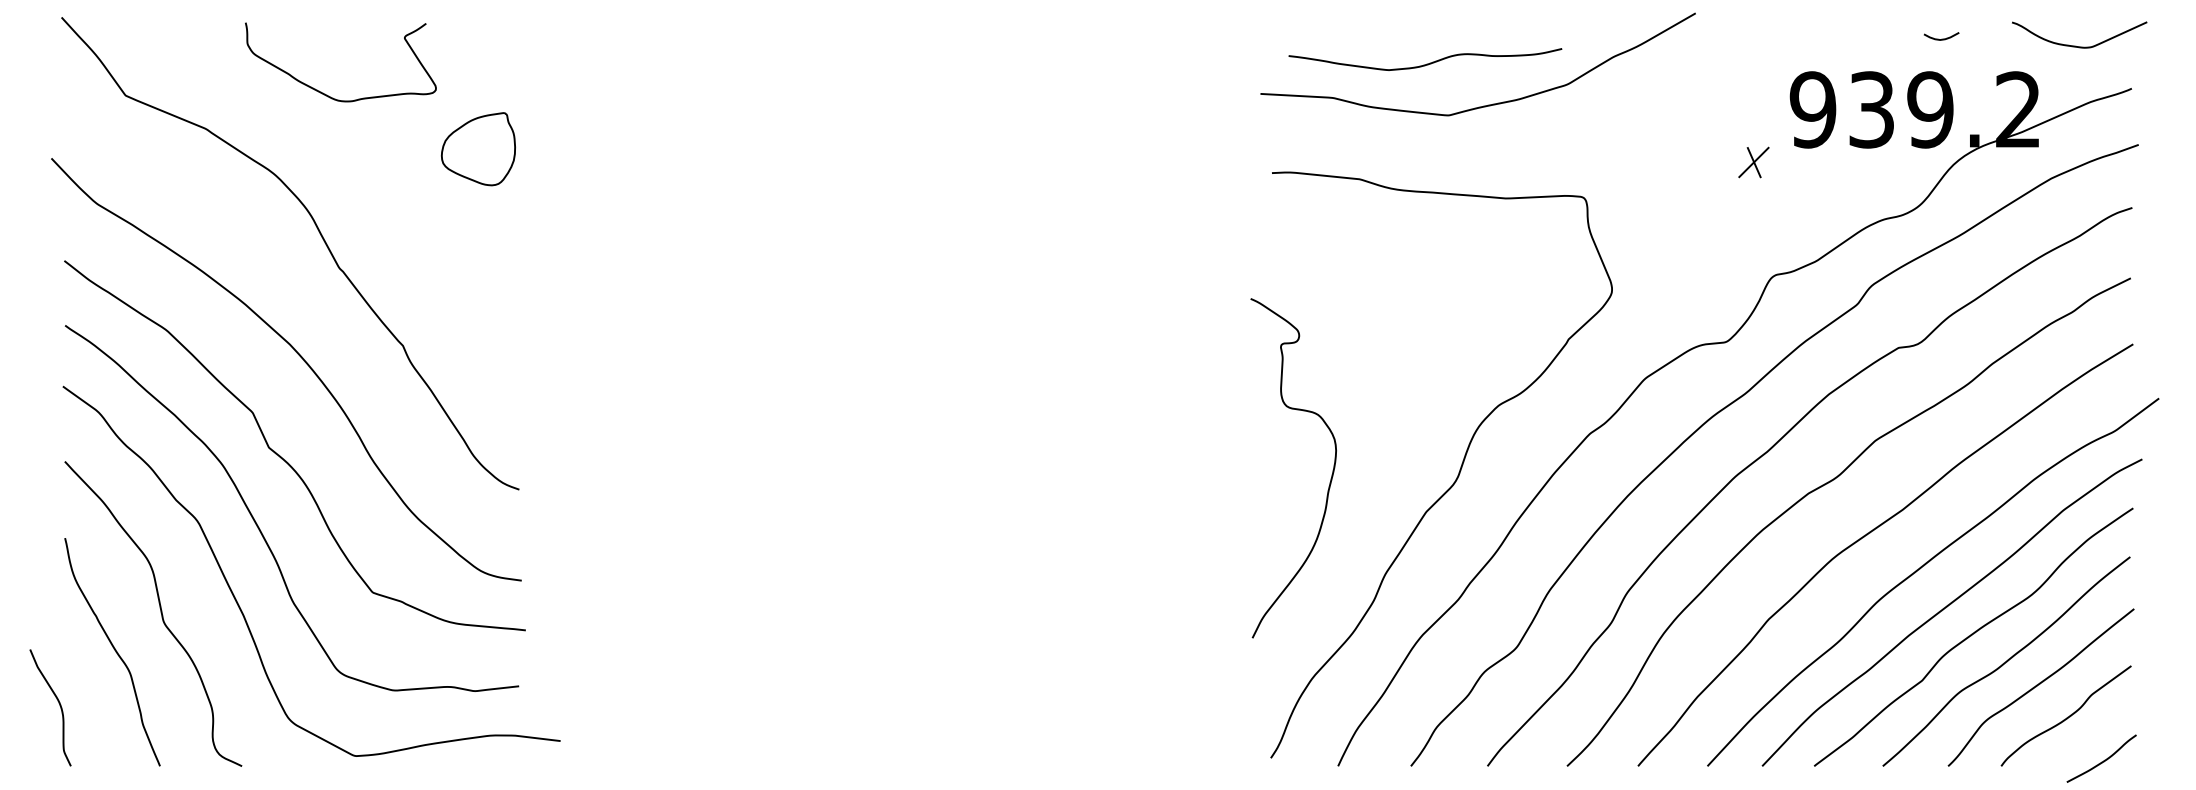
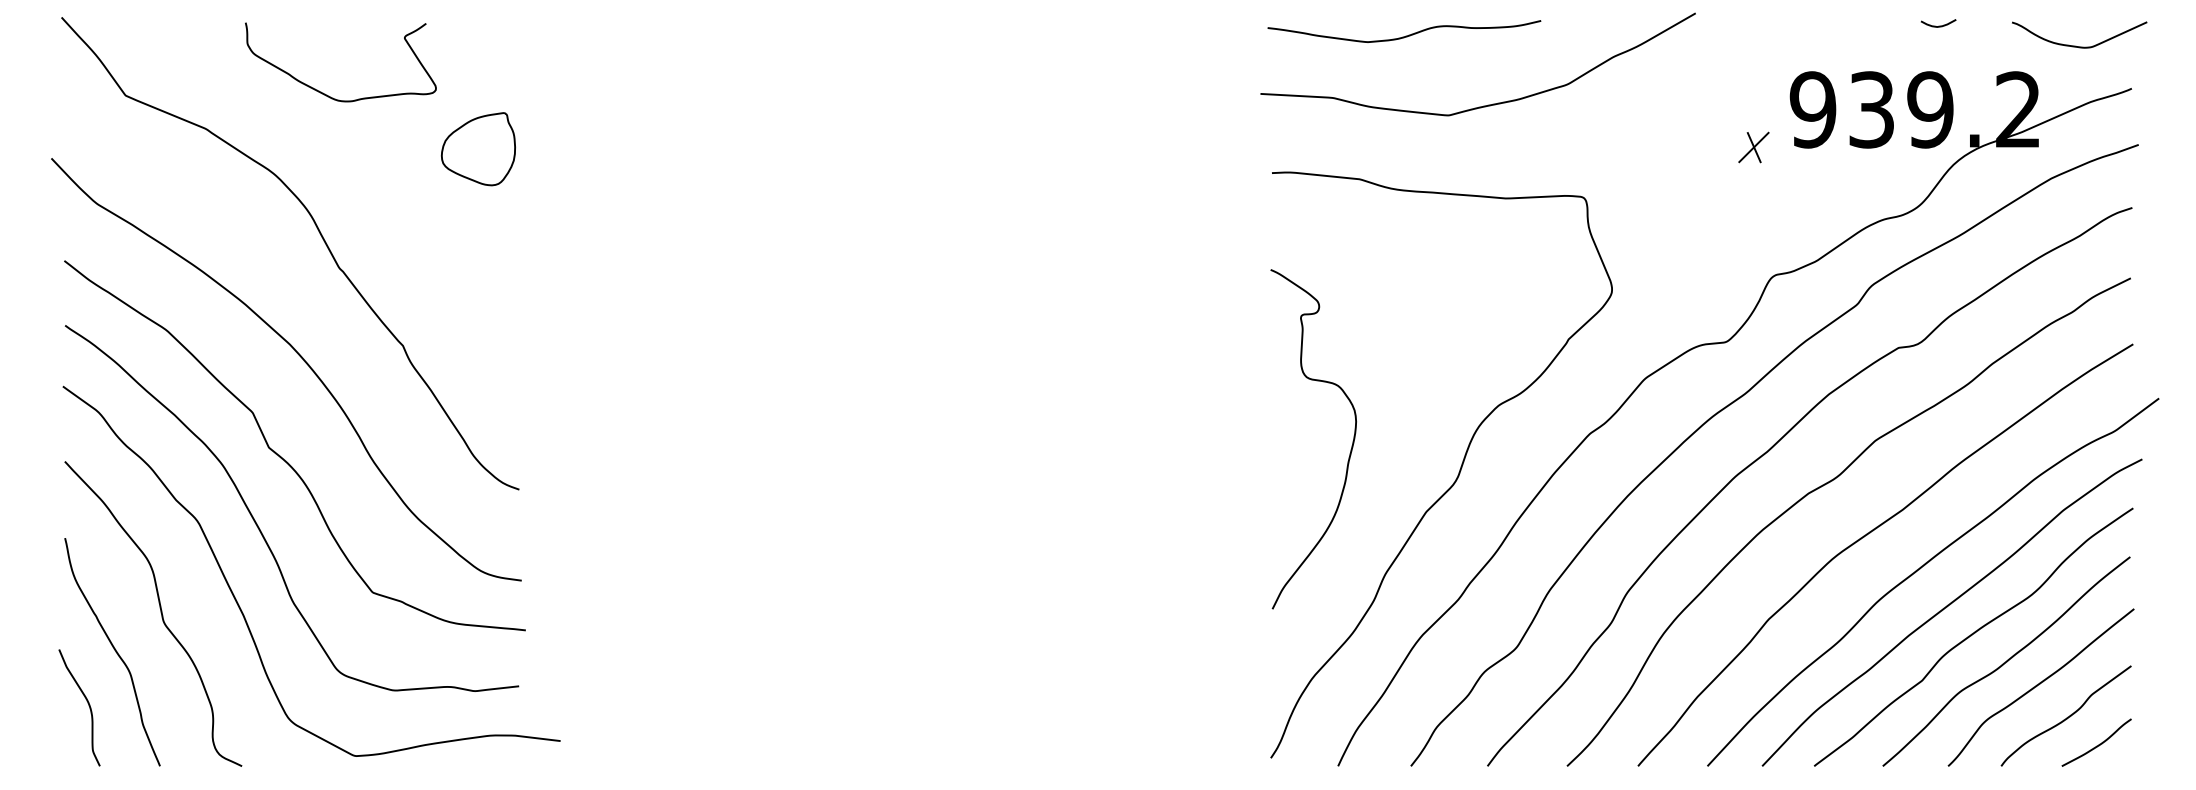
curve position: (1941, 38) -> (1938, 25) (1938, 25)
curve position: (1426, 63) -> (1405, 35) (1405, 35)
part position: (1753, 162) -> (1753, 147) (1753, 147)
curve position: (1330, 478) -> (1350, 449) (1350, 449)
curve position: (58, 703) -> (87, 703) (87, 703)
curve position: (2103, 760) -> (2098, 744) (2098, 744)
